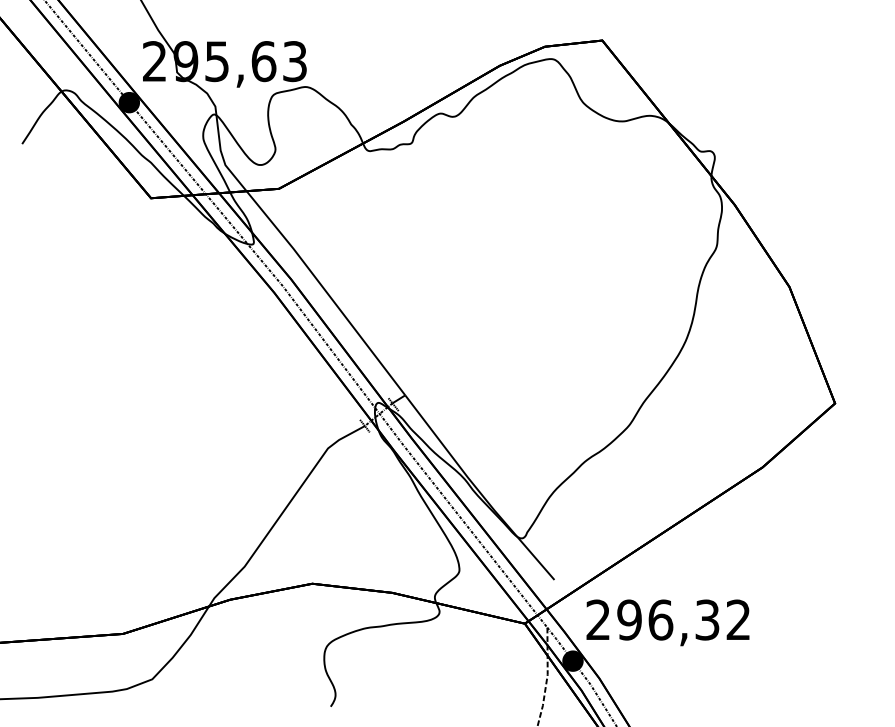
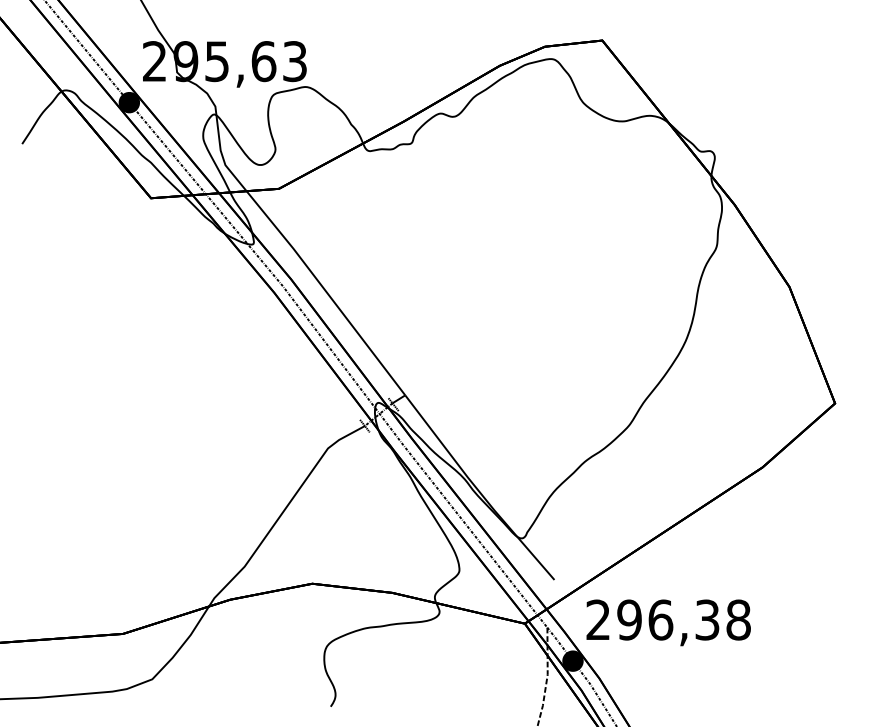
text: 296,32 -> 296,38 (738, 619)
